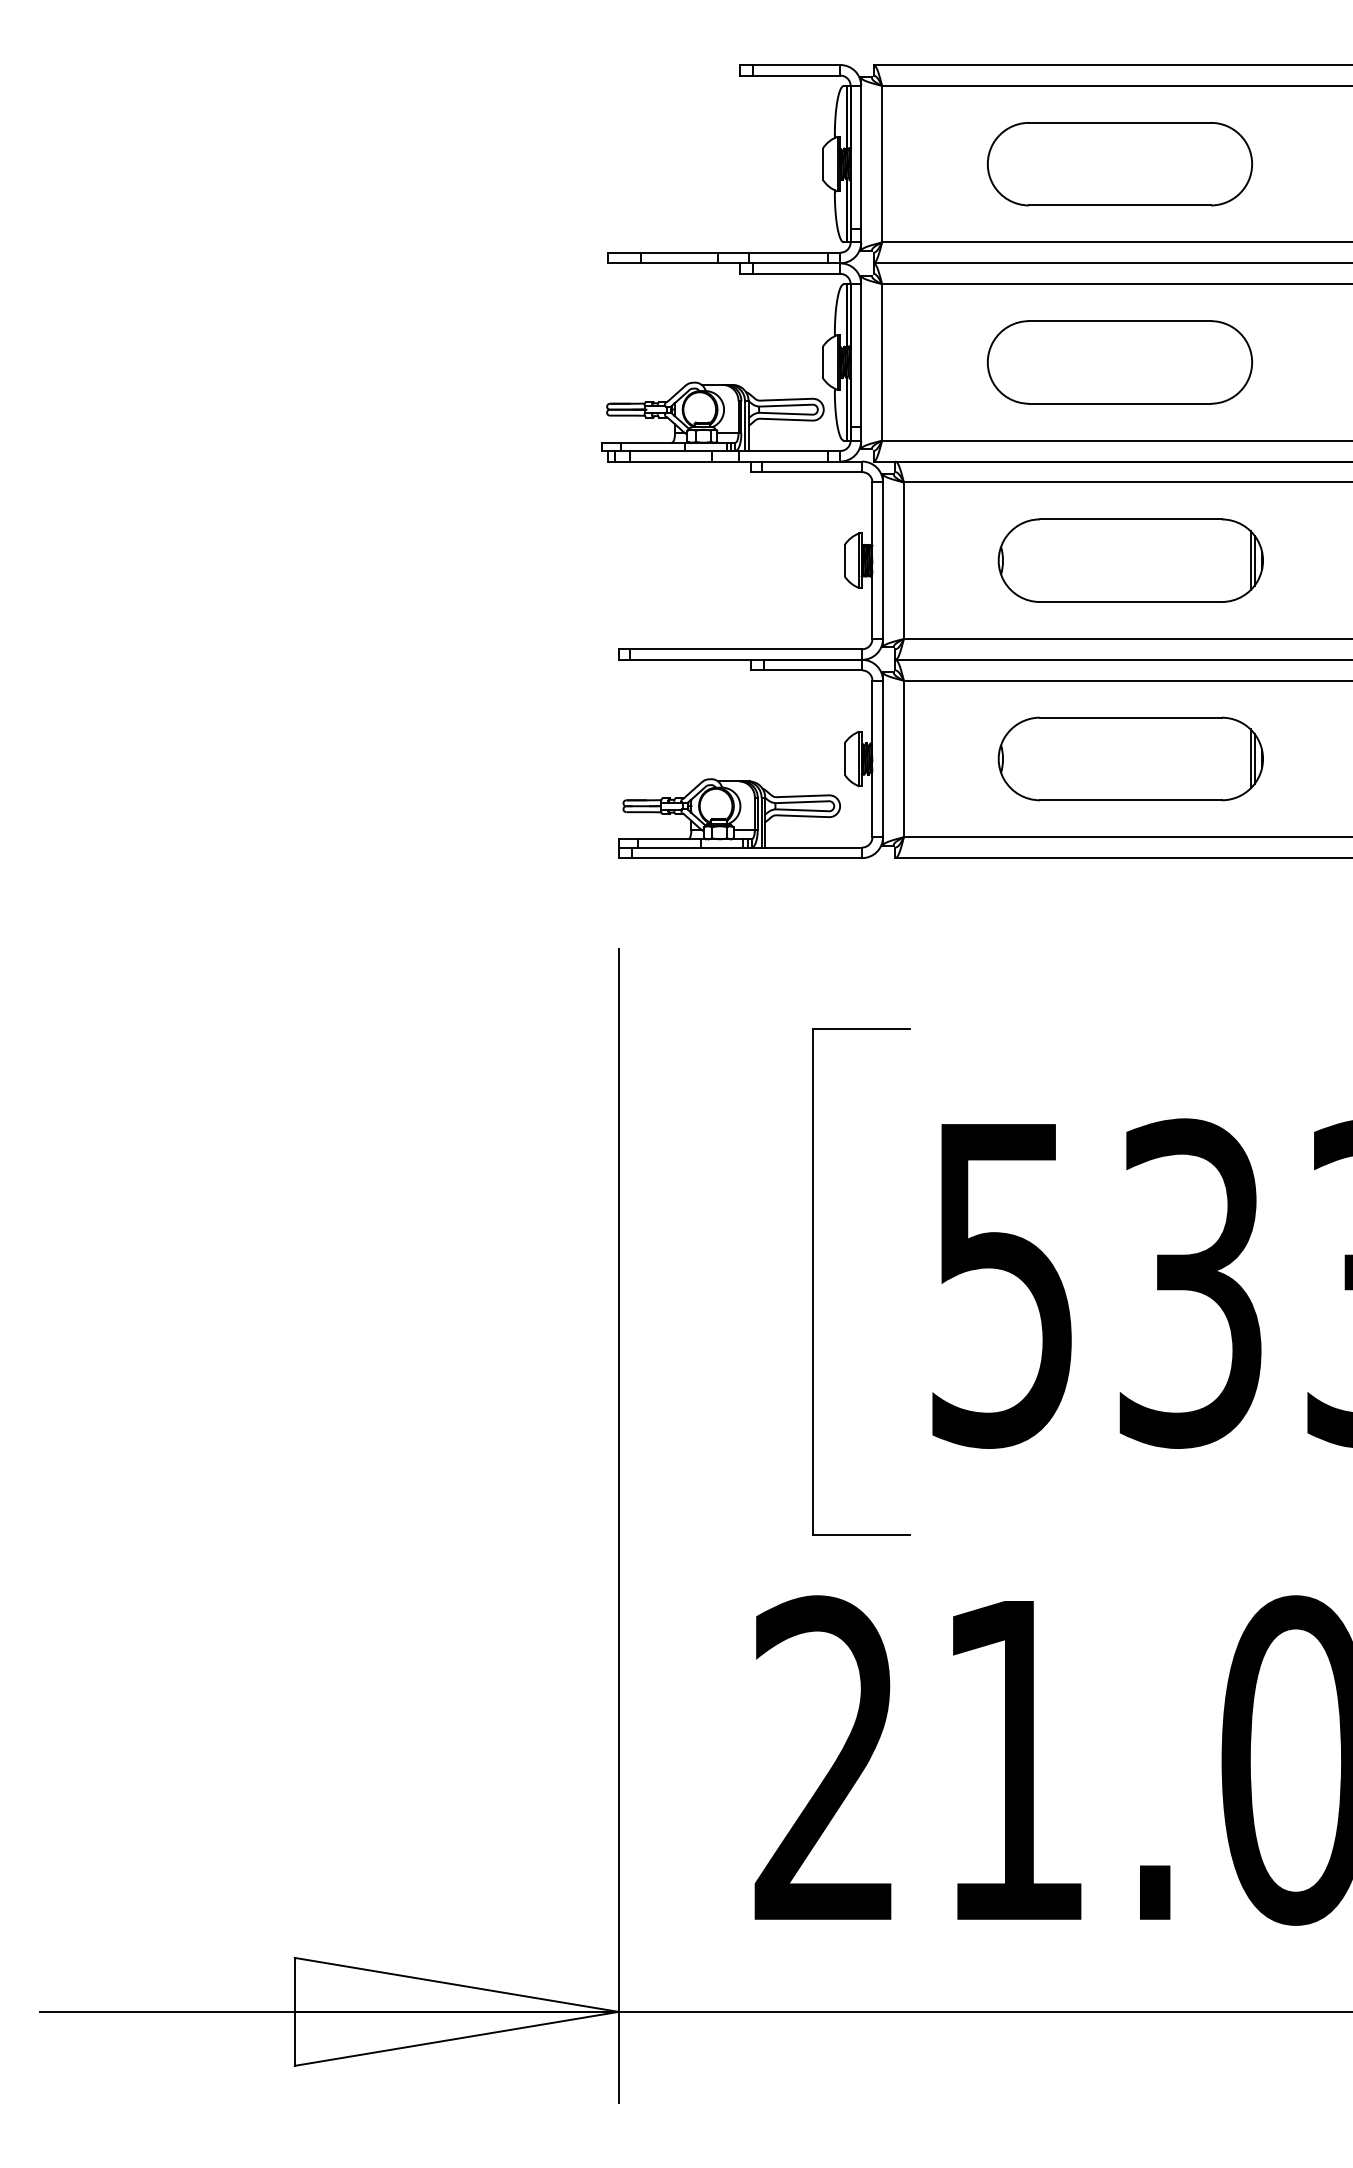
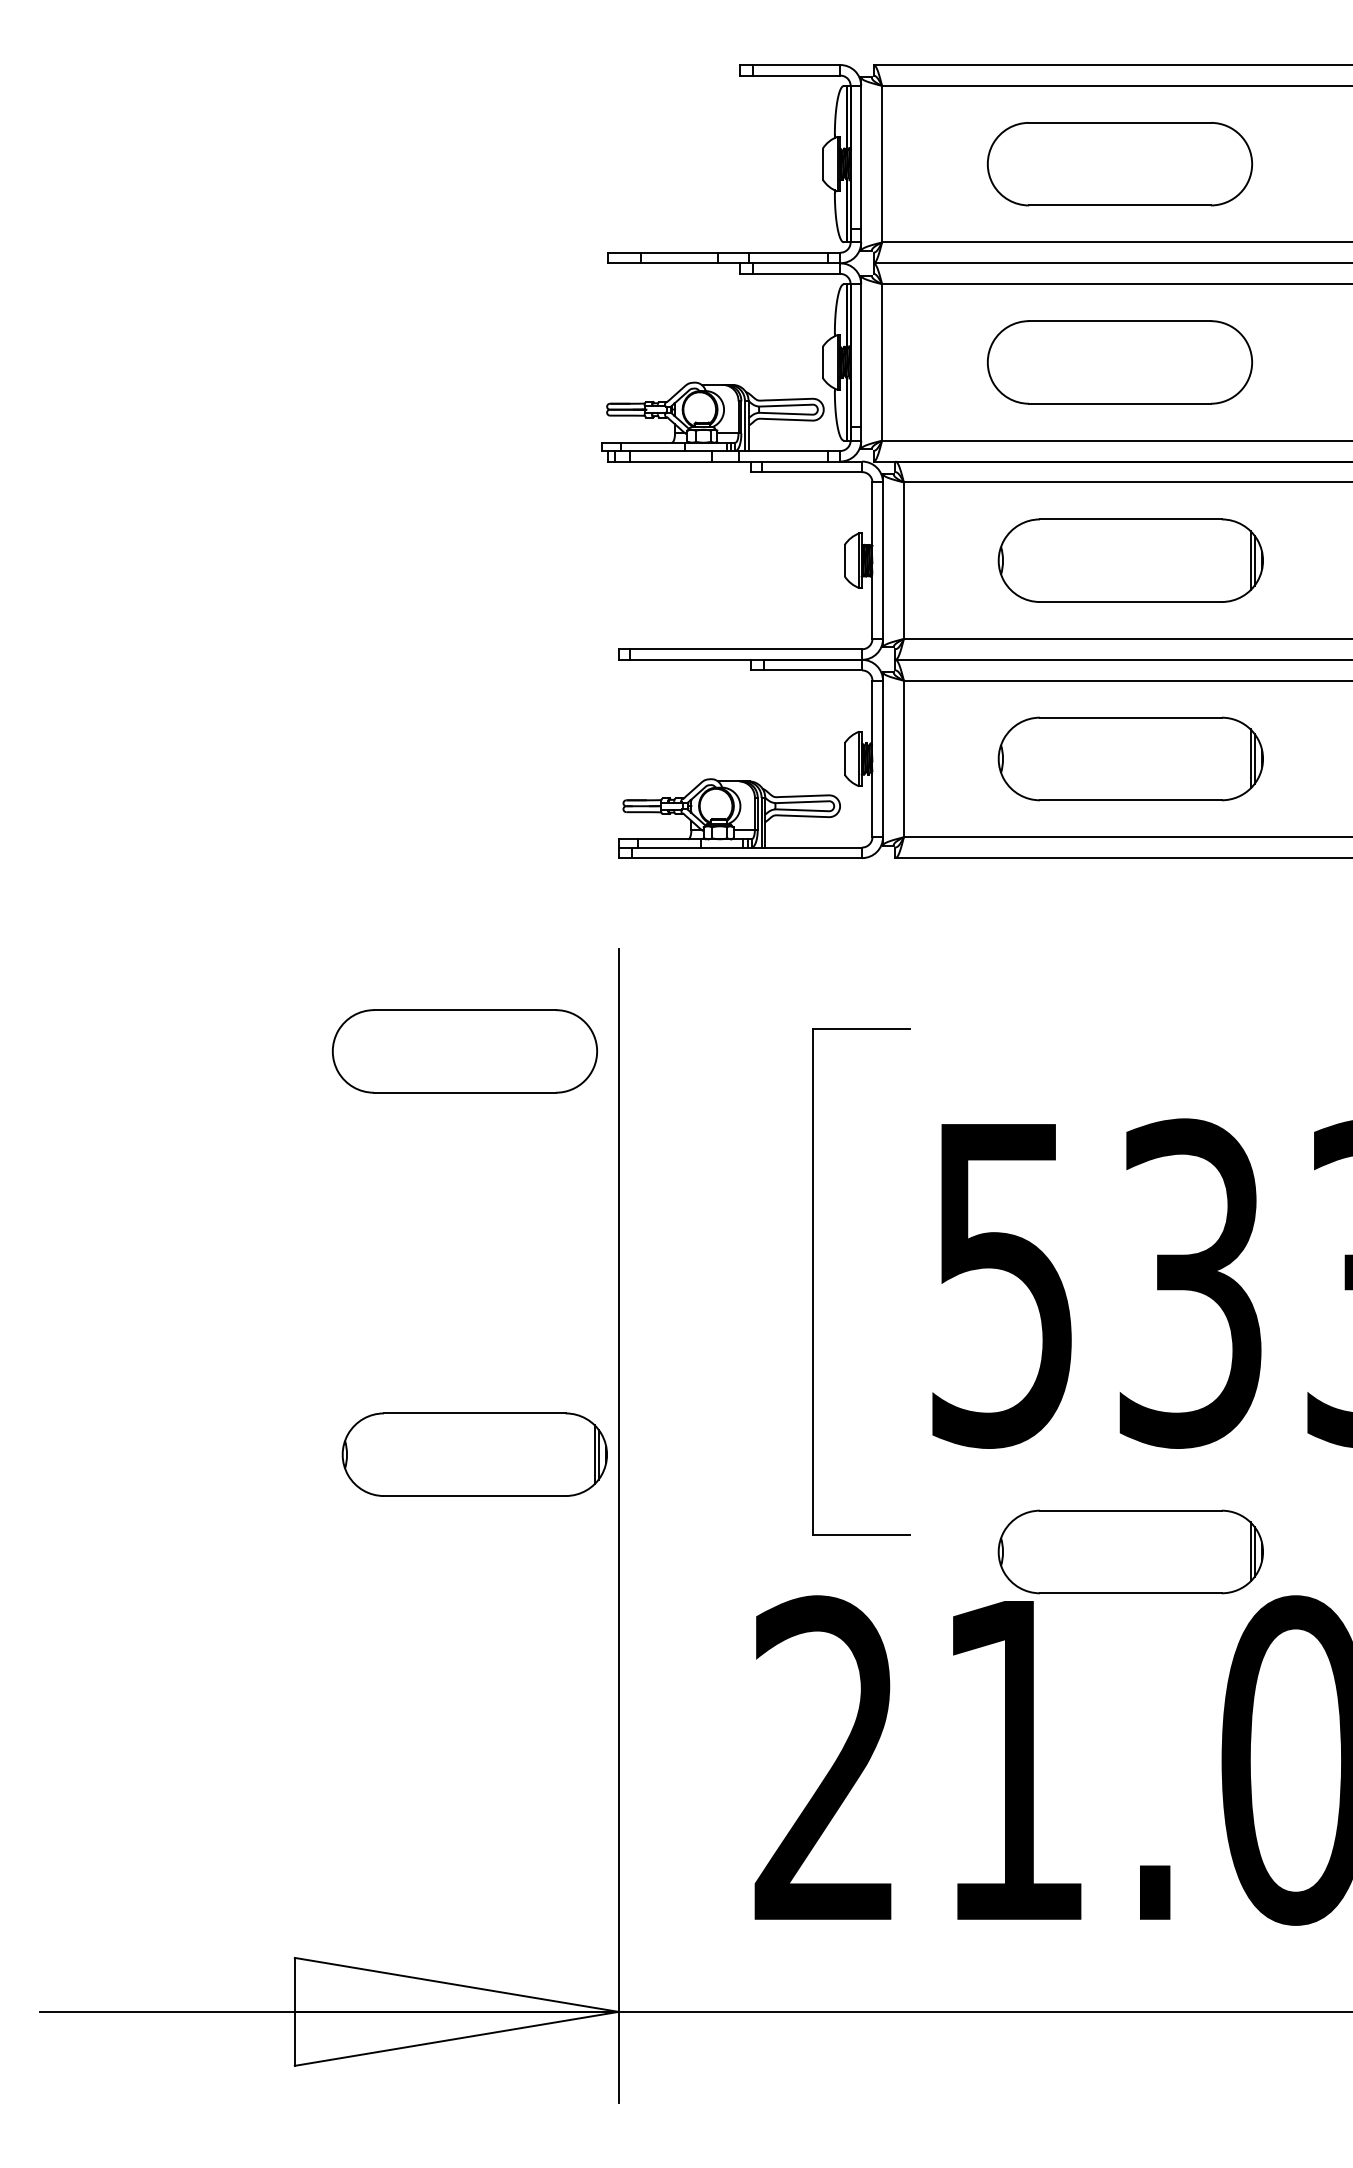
part: none -> present (465, 1051)
part: none -> present (474, 1454)
part: none -> present (1130, 1551)
